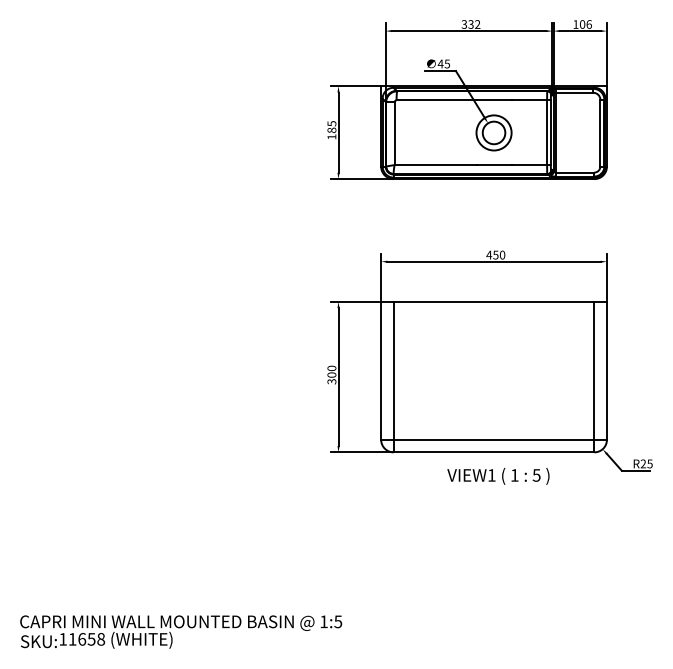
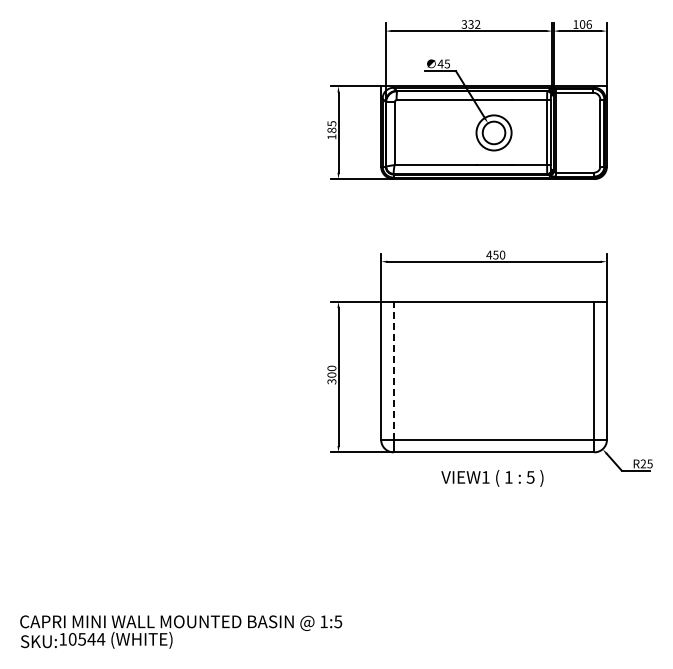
line: solid -> dashed (393, 370)
text position: (498, 476) -> (492, 478) (492, 478)
text: 11658 -> 10544 (86, 639)
